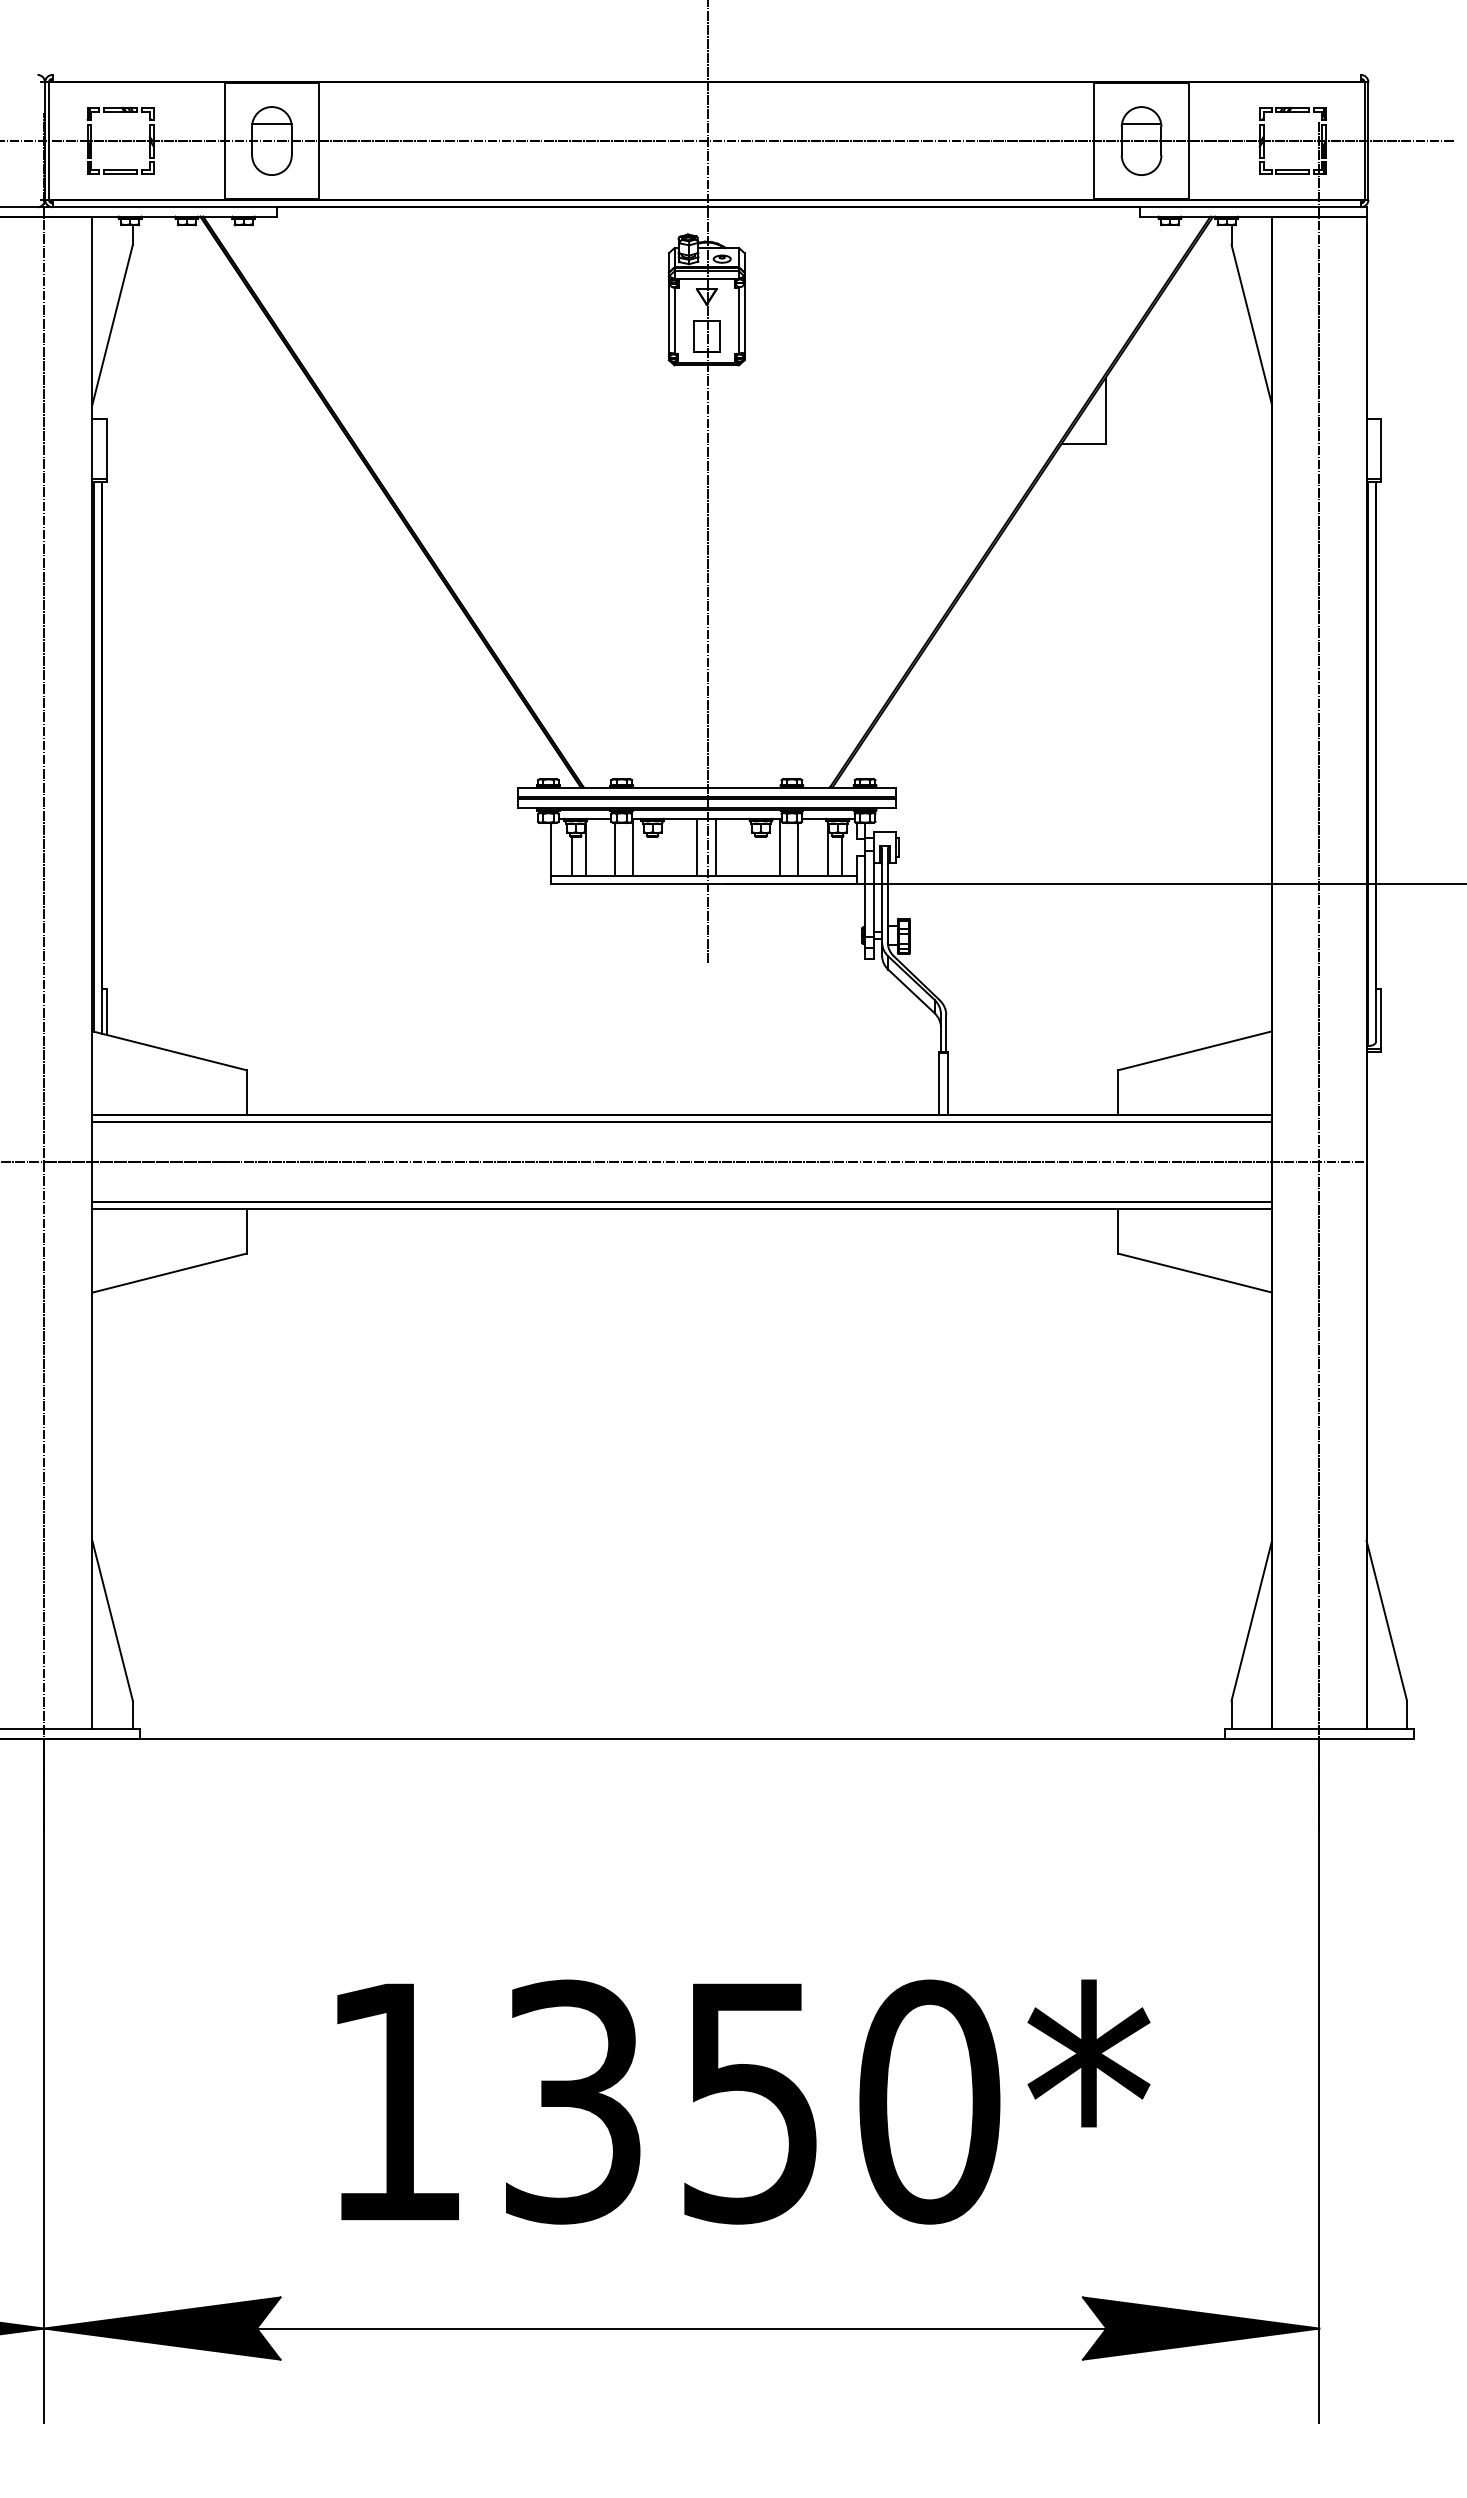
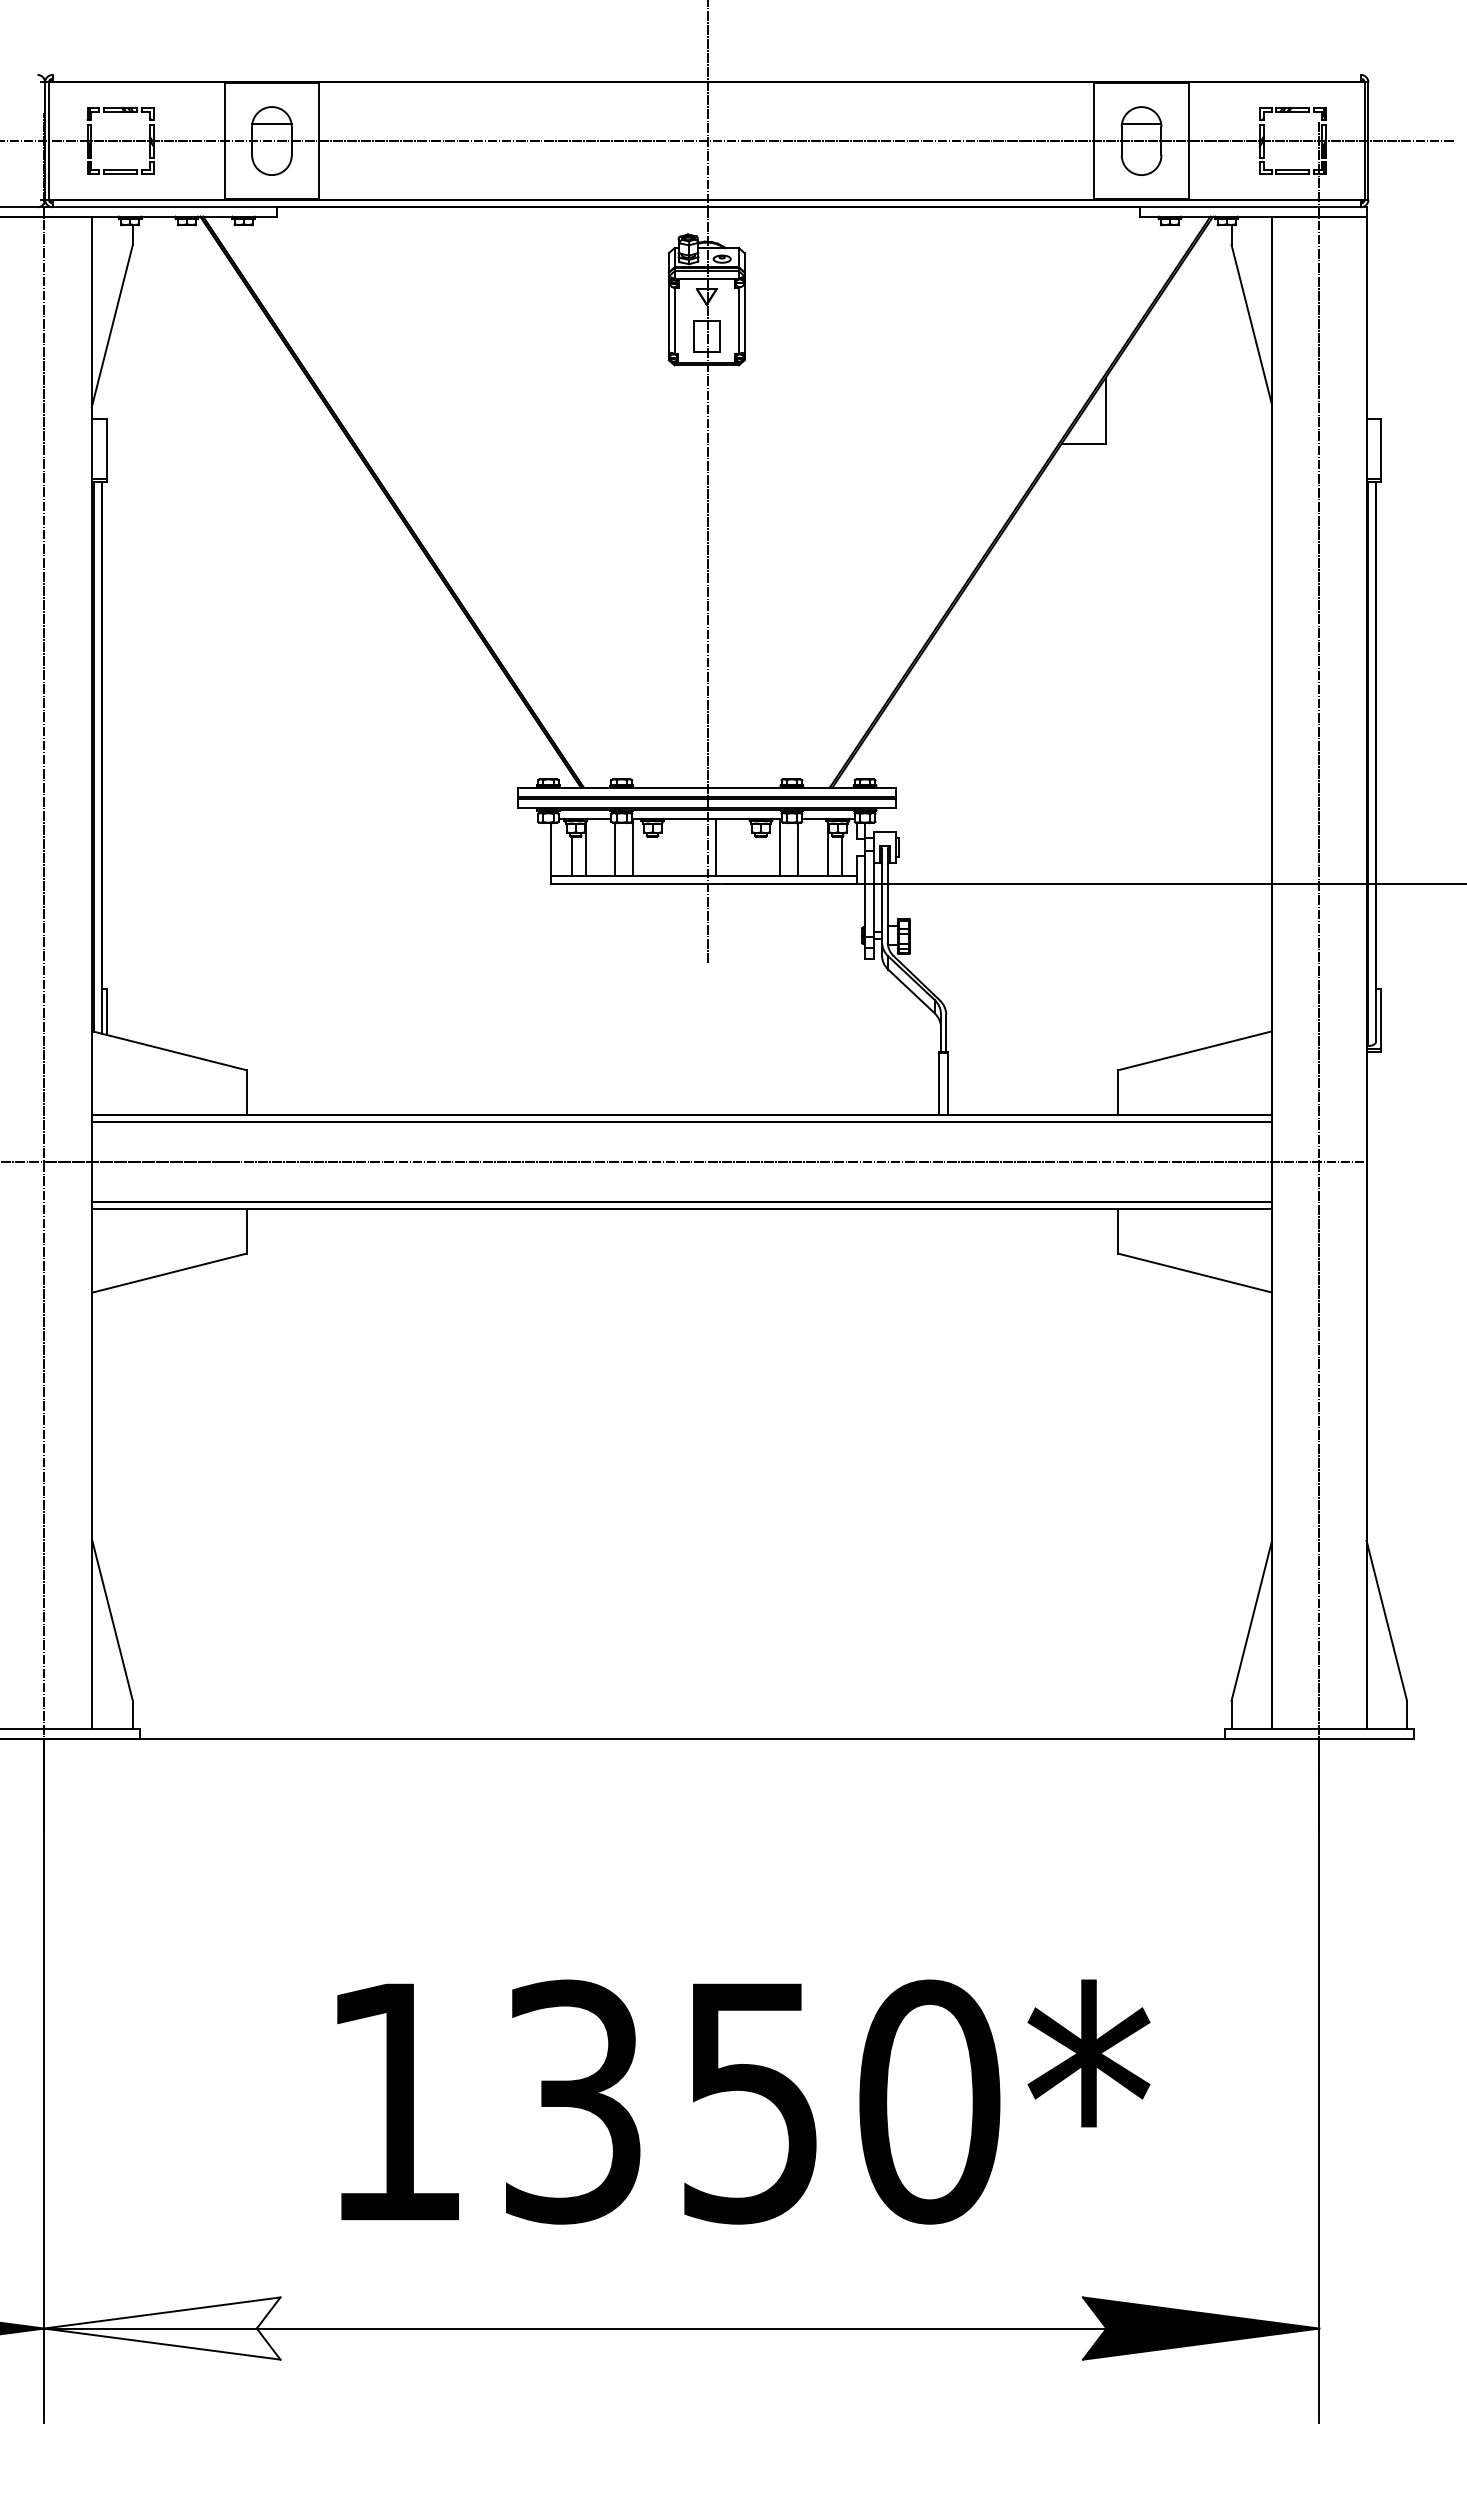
line: present -> none (697, 846)
fill: present -> none (162, 2328)
